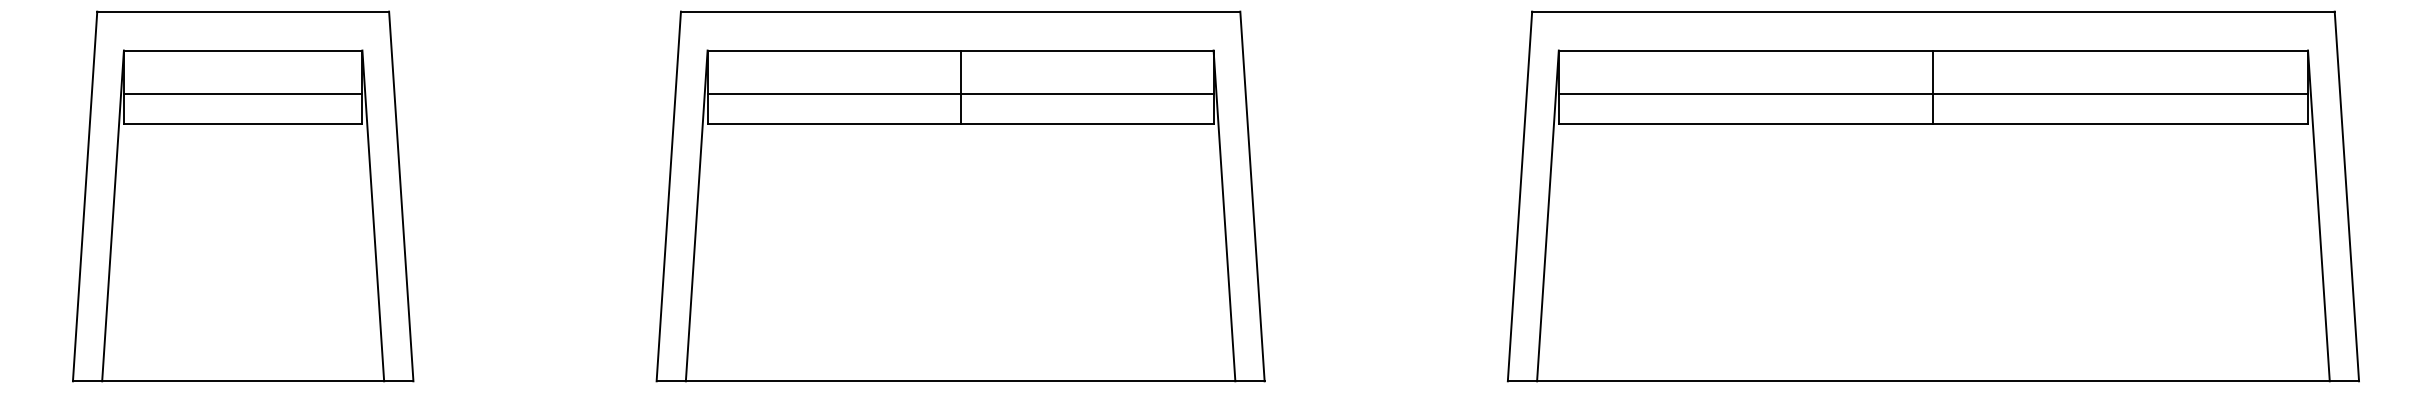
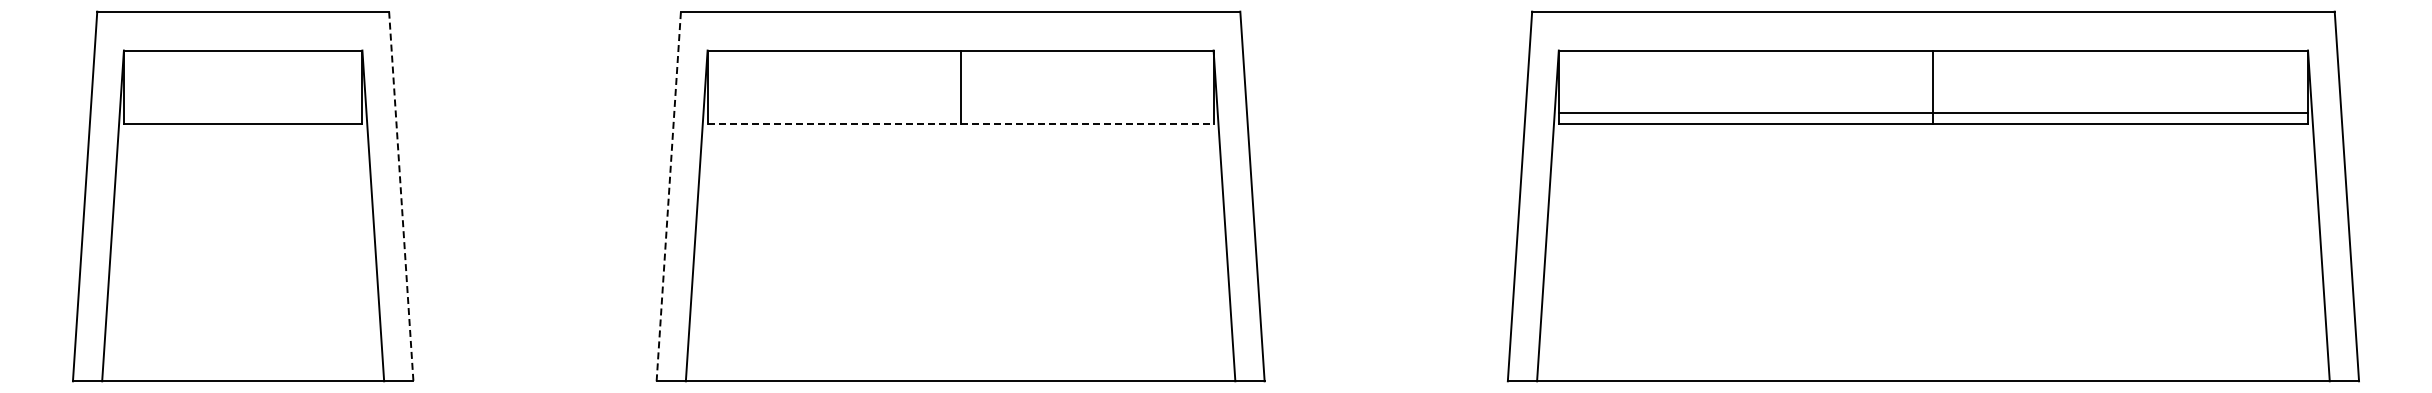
line: present -> none (242, 94)
line: present -> none (960, 94)
line position: (1933, 94) -> (1933, 113) (1933, 113)
line: solid -> dashed (961, 123)
line: solid -> dashed (668, 195)
line: solid -> dashed (401, 196)
